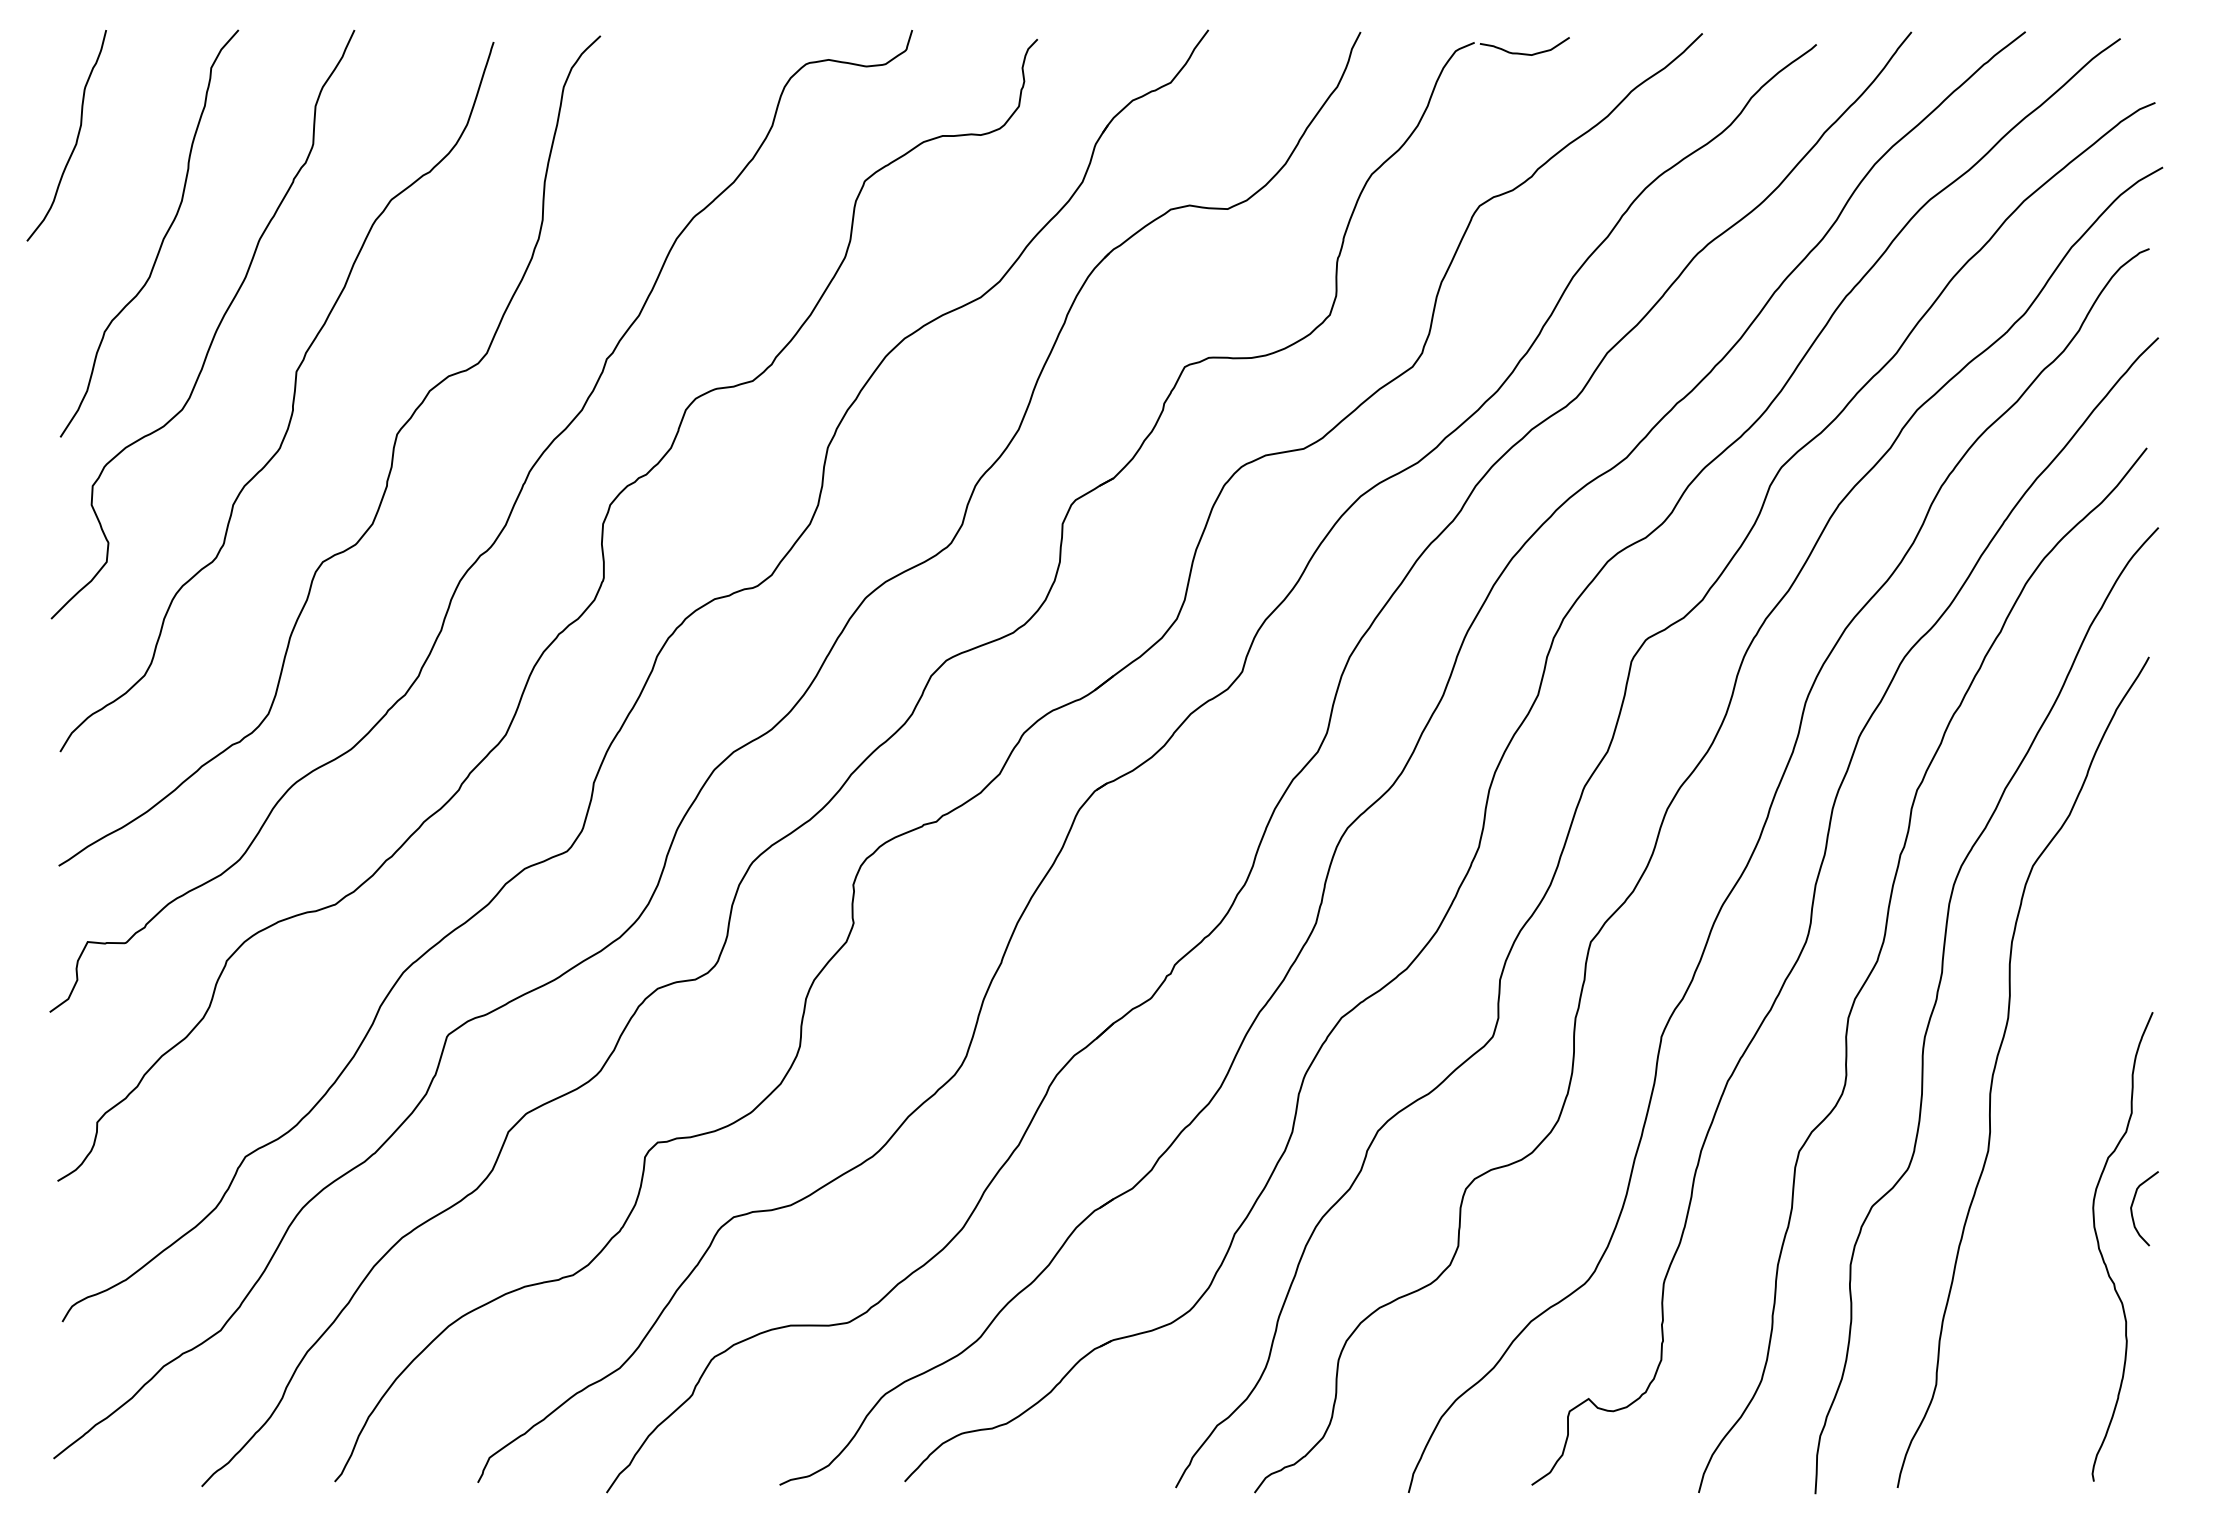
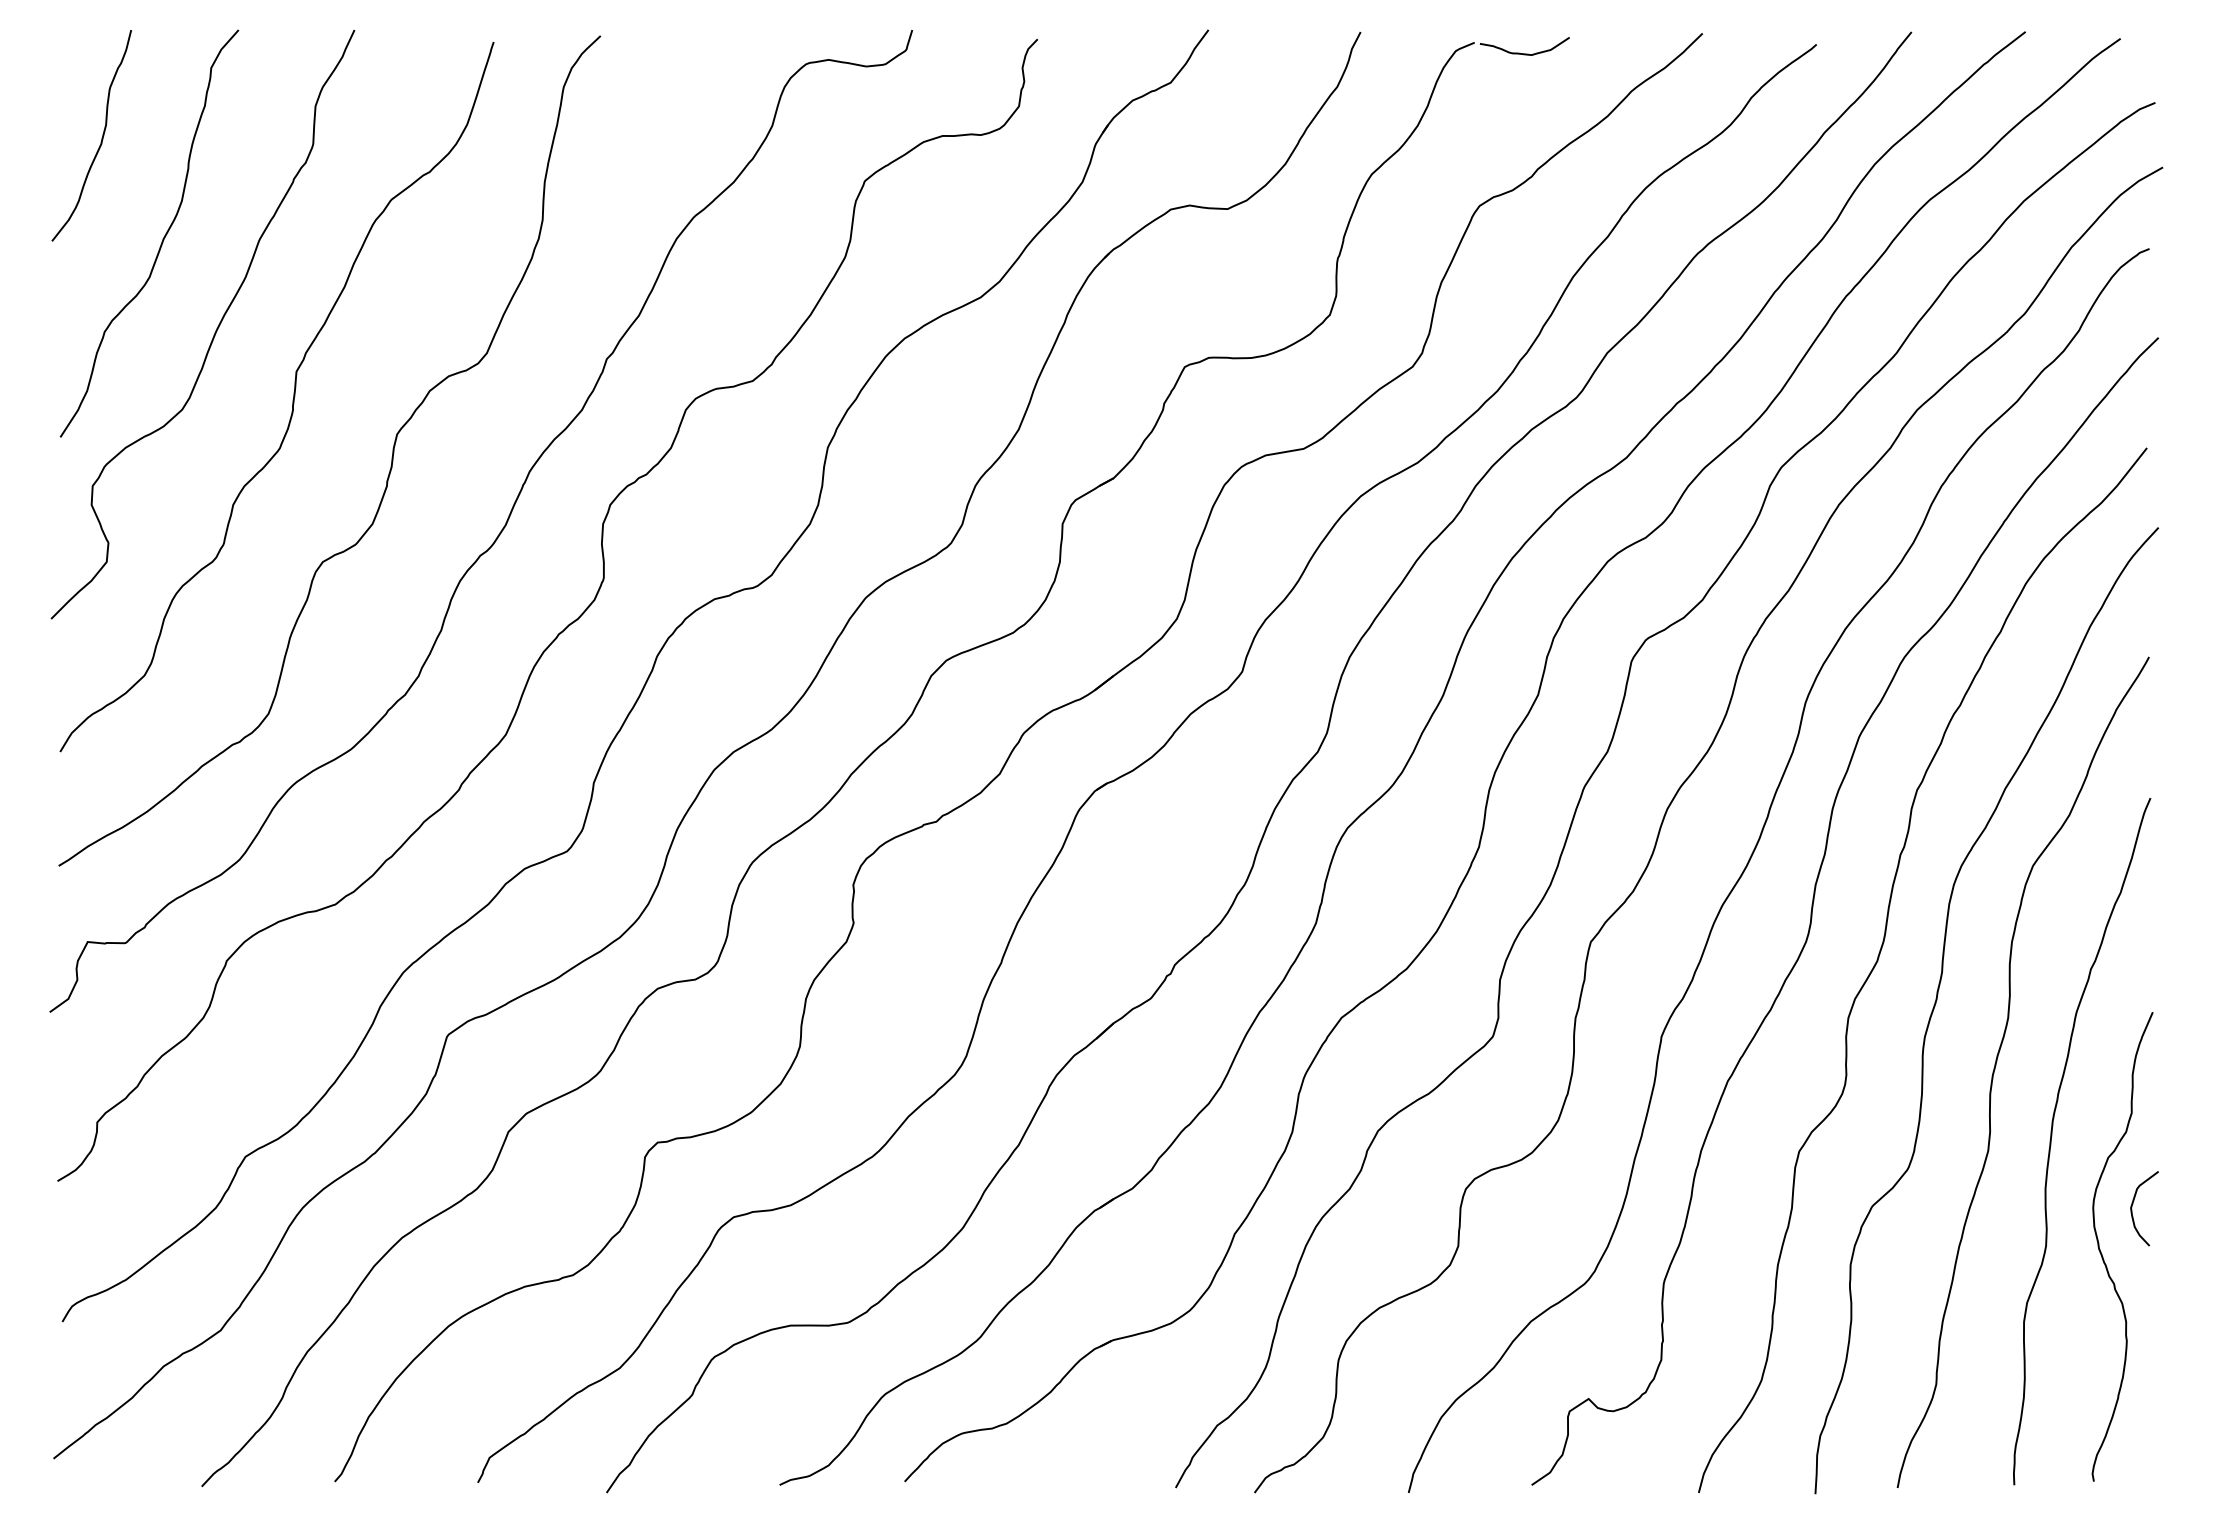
curve position: (76, 137) -> (101, 137) (101, 137)
curve: none -> present (2052, 1136)
